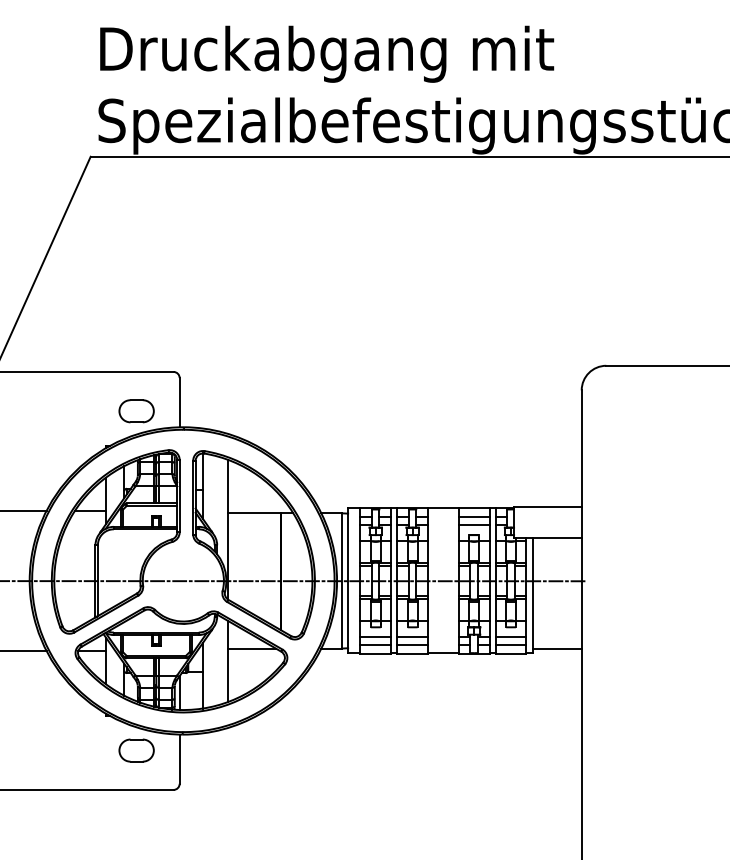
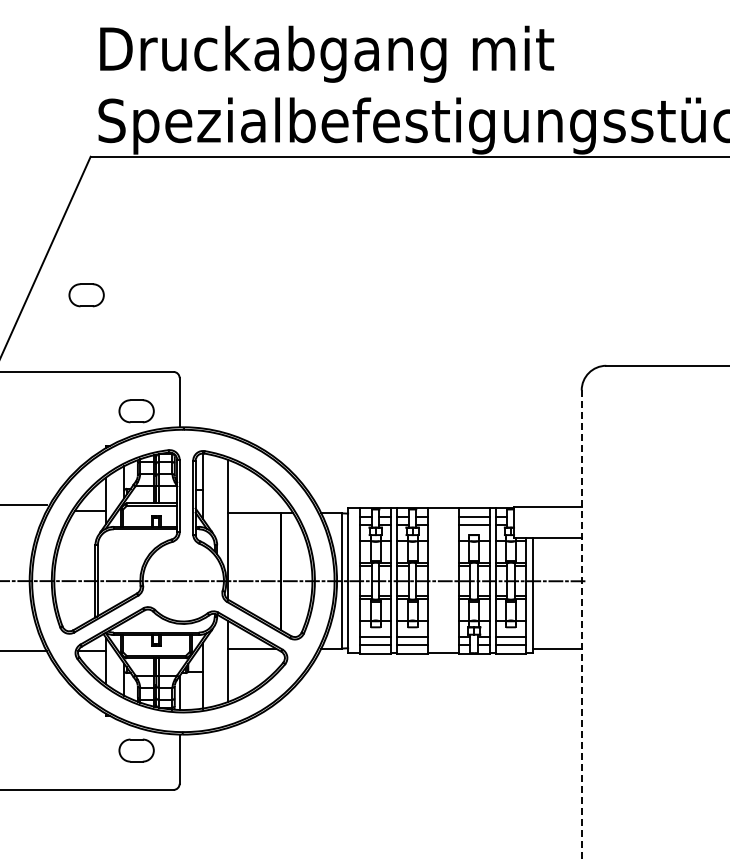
part: none -> present (86, 295)
line position: (24, 510) -> (24, 504) (24, 504)
line: solid -> dashed (581, 625)
